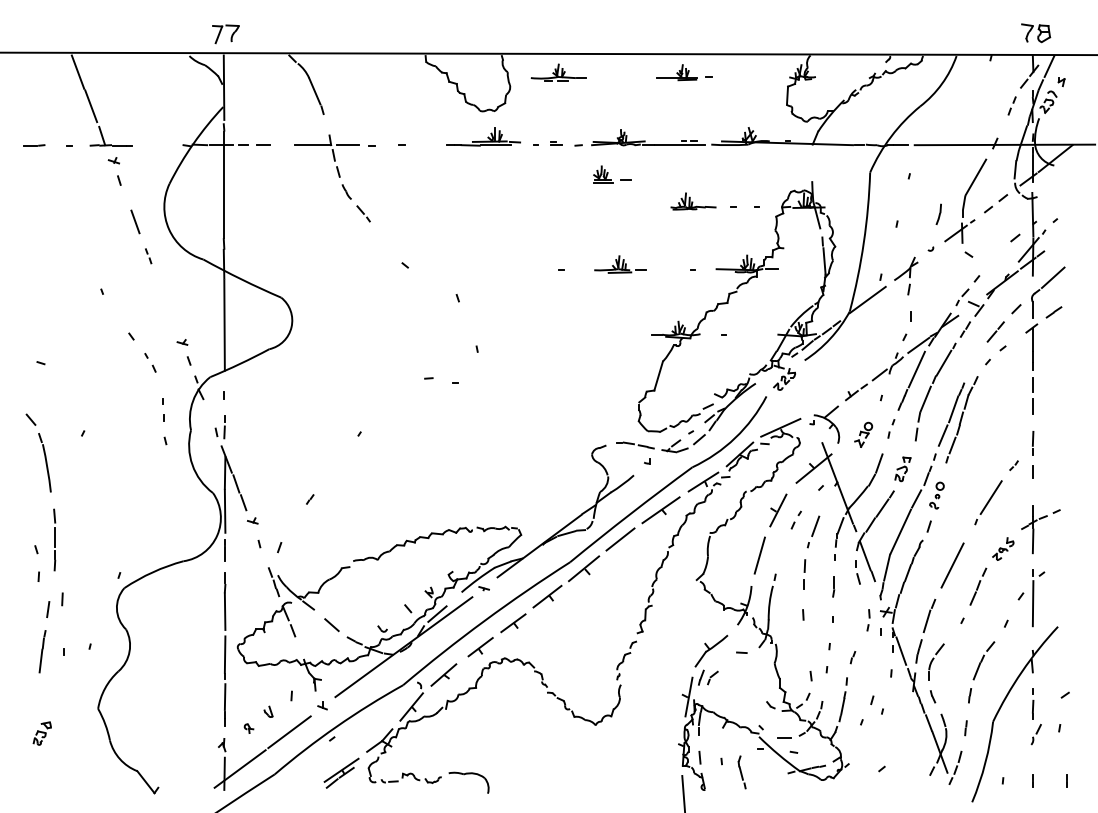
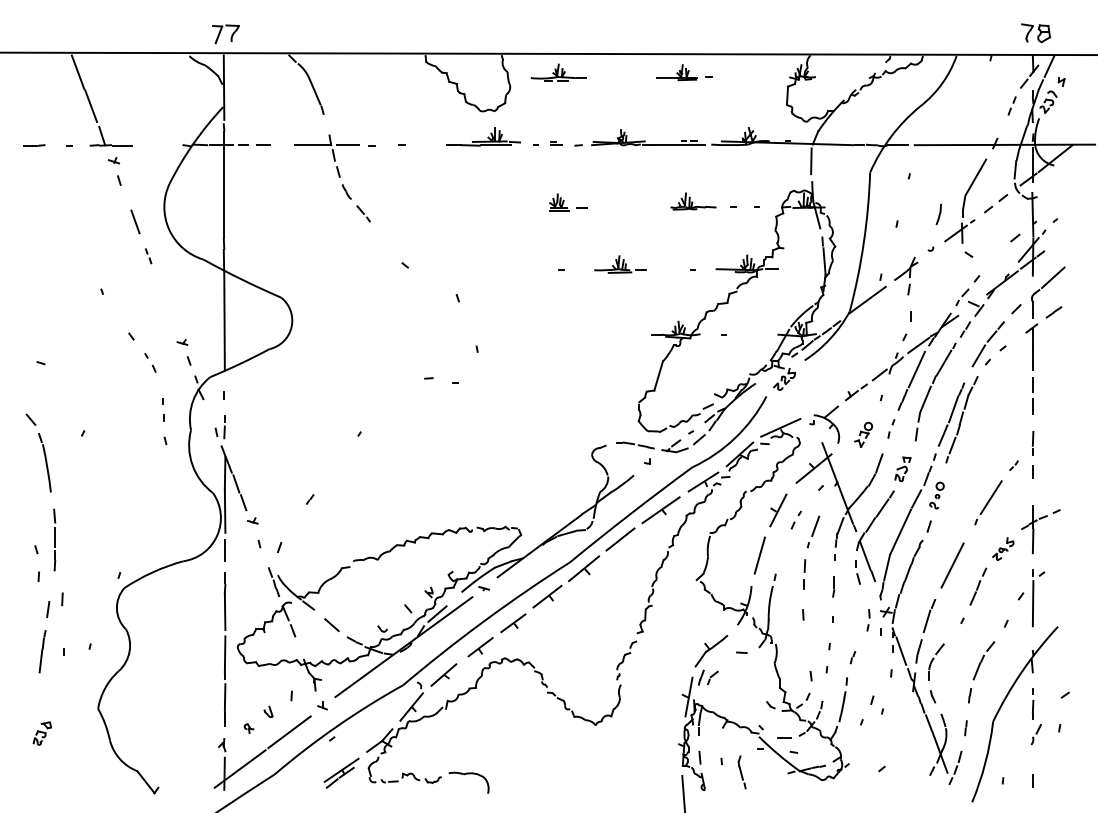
line: none -> present (811, 161)
part position: (612, 174) -> (568, 202) (568, 202)
line: none -> present (978, 355)
line: present -> none (1066, 780)
